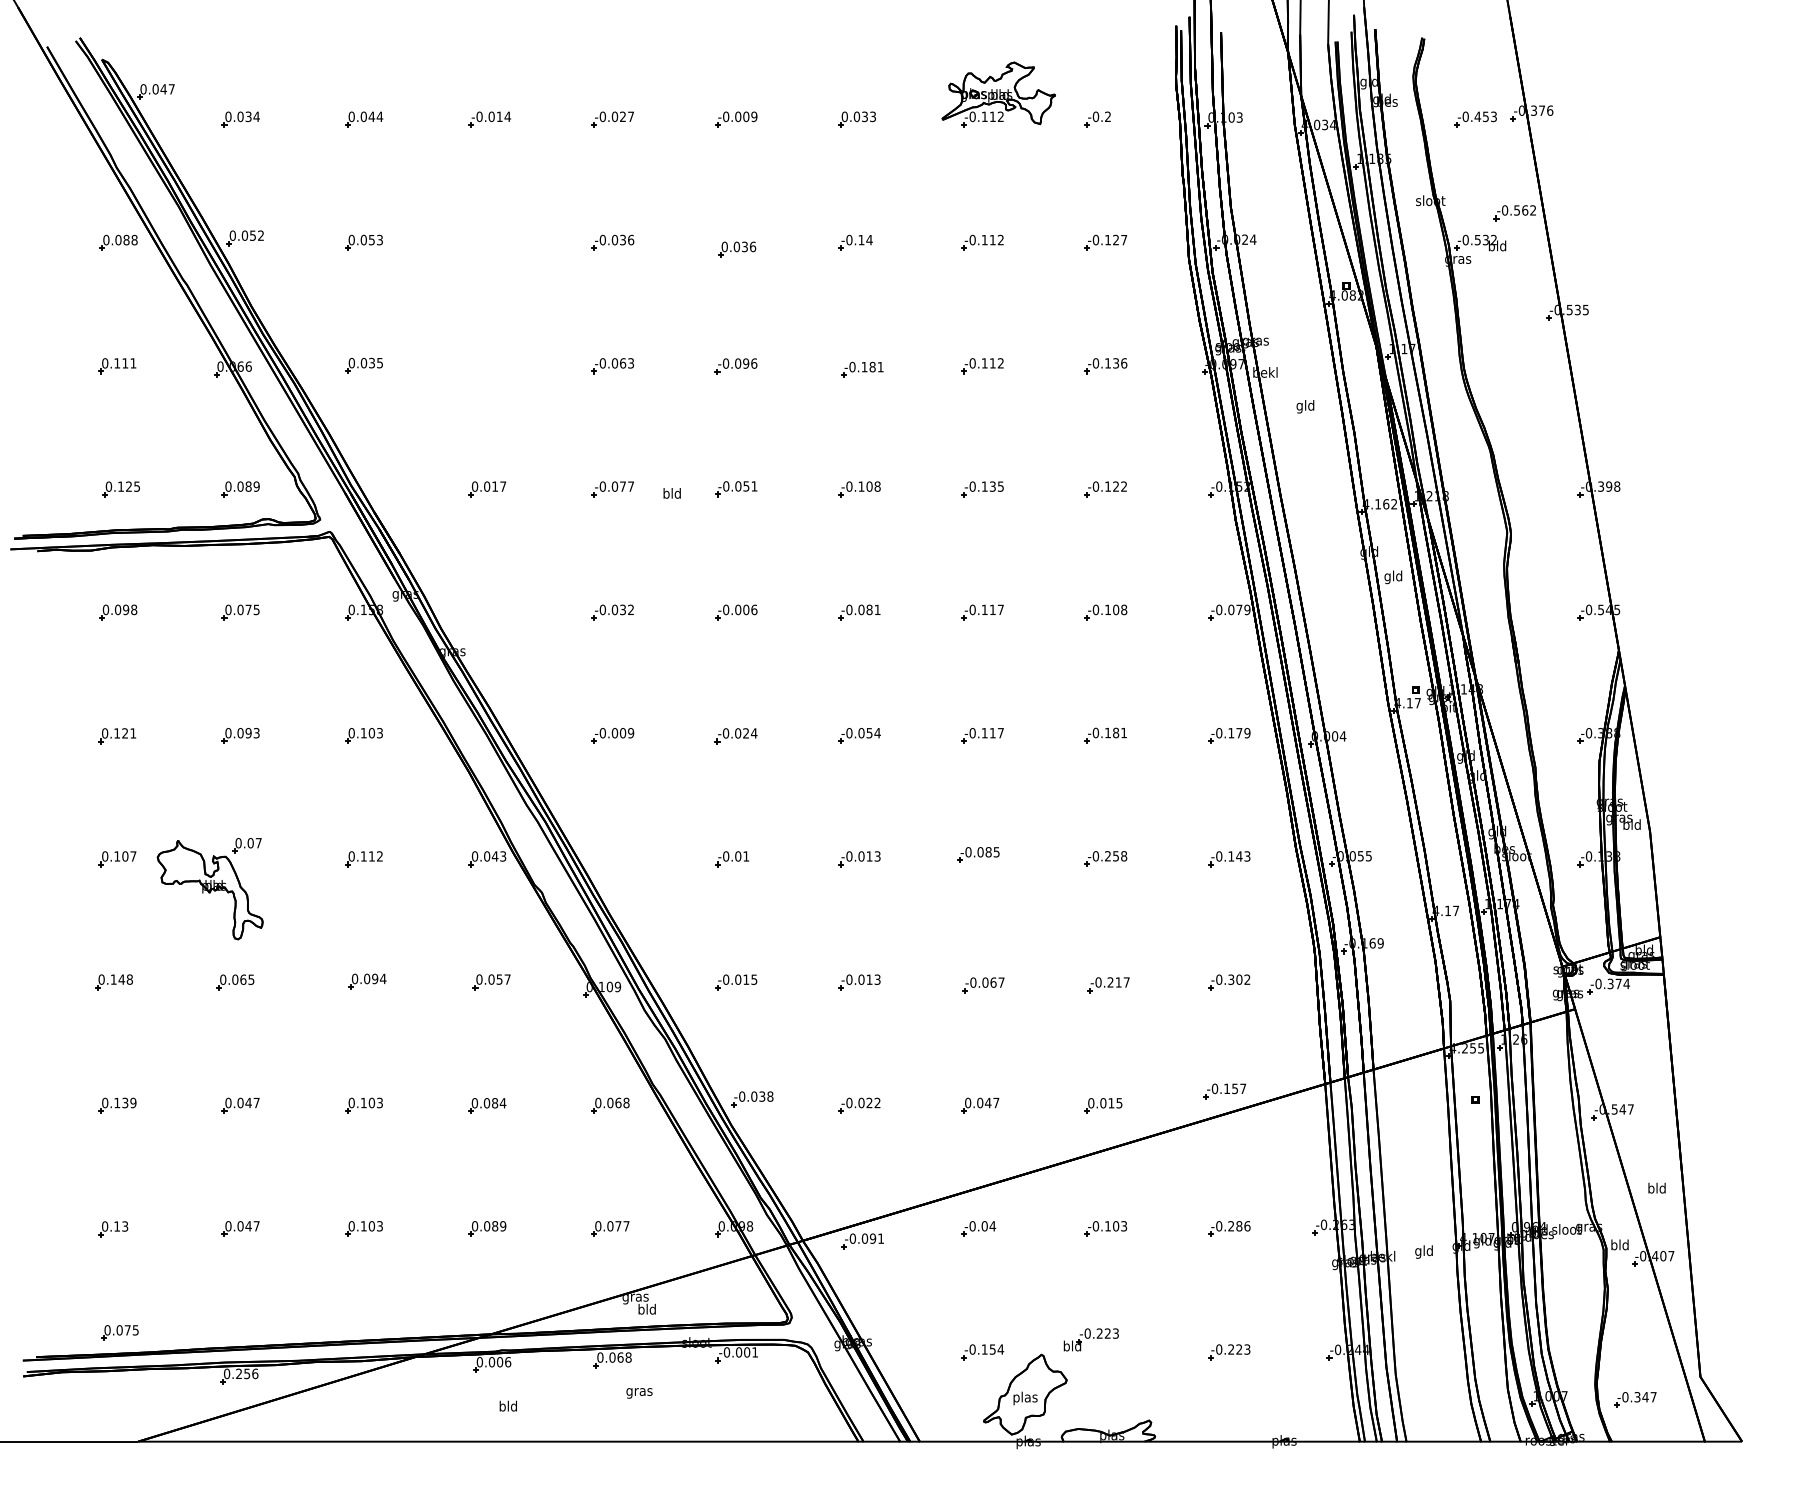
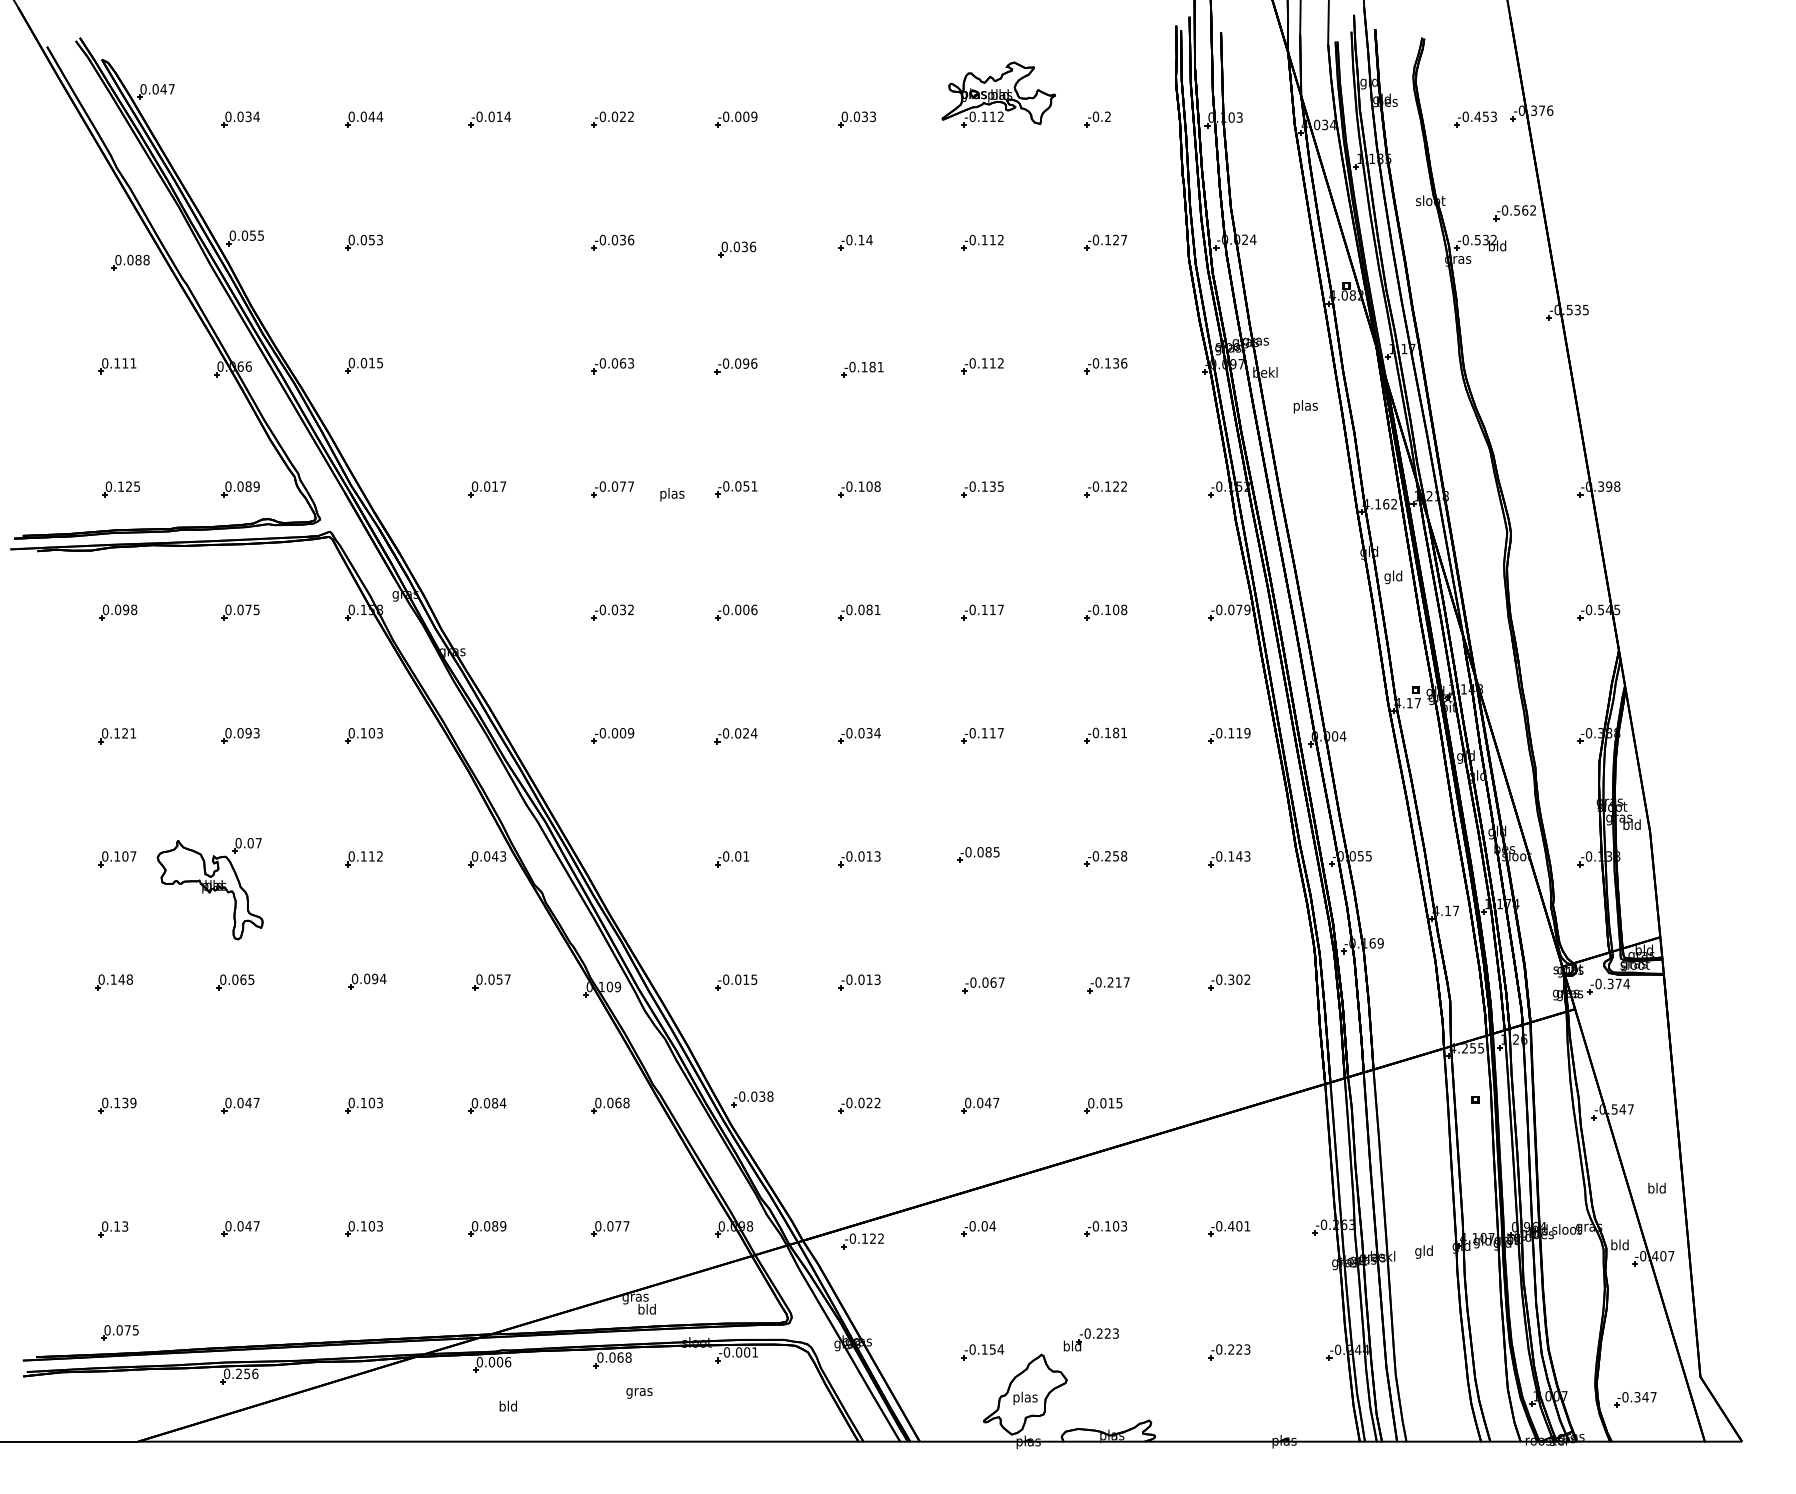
text: -0.027 -> -0.022 (630, 116)
text: 0.052 -> 0.055 (260, 235)
part position: (118, 242) -> (130, 262) (130, 262)
text: 0.035 -> 0.015 (371, 362)
text: gld -> plas (1305, 406)
text: bld -> plas (672, 494)
text: -0.054 -> -0.034 (869, 732)
text: -0.179 -> -0.119 (1239, 733)
part: present -> none (1224, 1091)
text: -0.286 -> -0.401 (1239, 1226)
text: -0.091 -> -0.122 (872, 1238)
